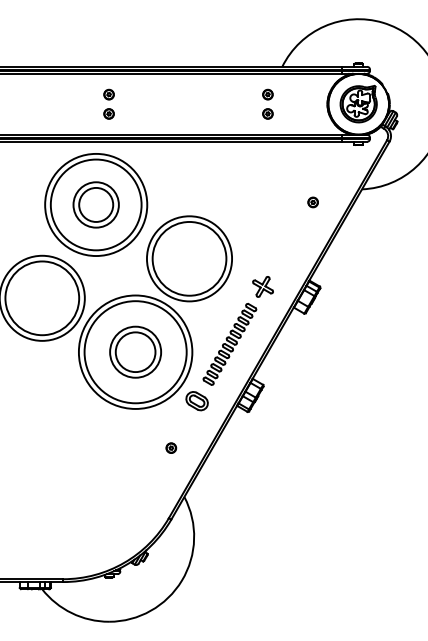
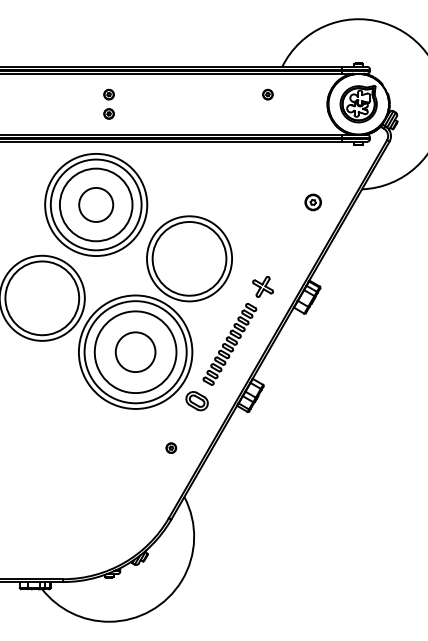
part: present -> none (267, 113)
part size: 12x13 px -> 18x19 px (312, 202)
circle diameter: 45 px -> 73 px (95, 204)
circle diameter: 51 px -> 82 px (135, 352)
